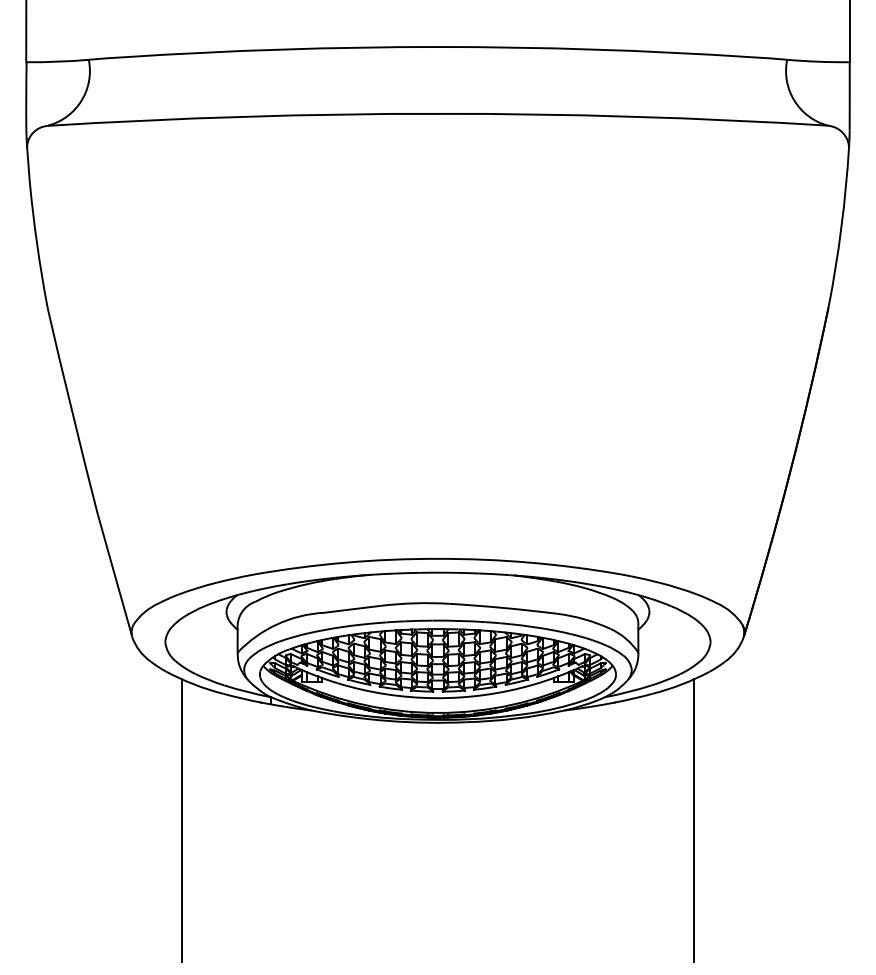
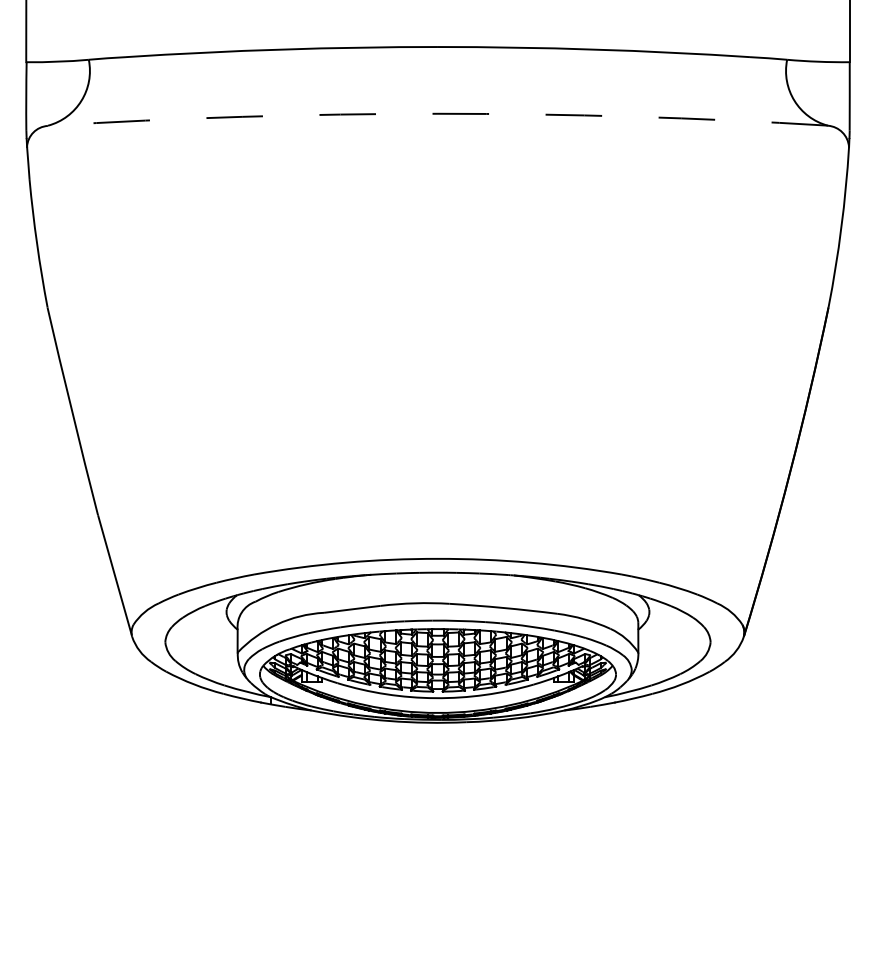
arc: solid -> dashed (437, 113)
line: present -> none (182, 820)
line: present -> none (693, 820)
